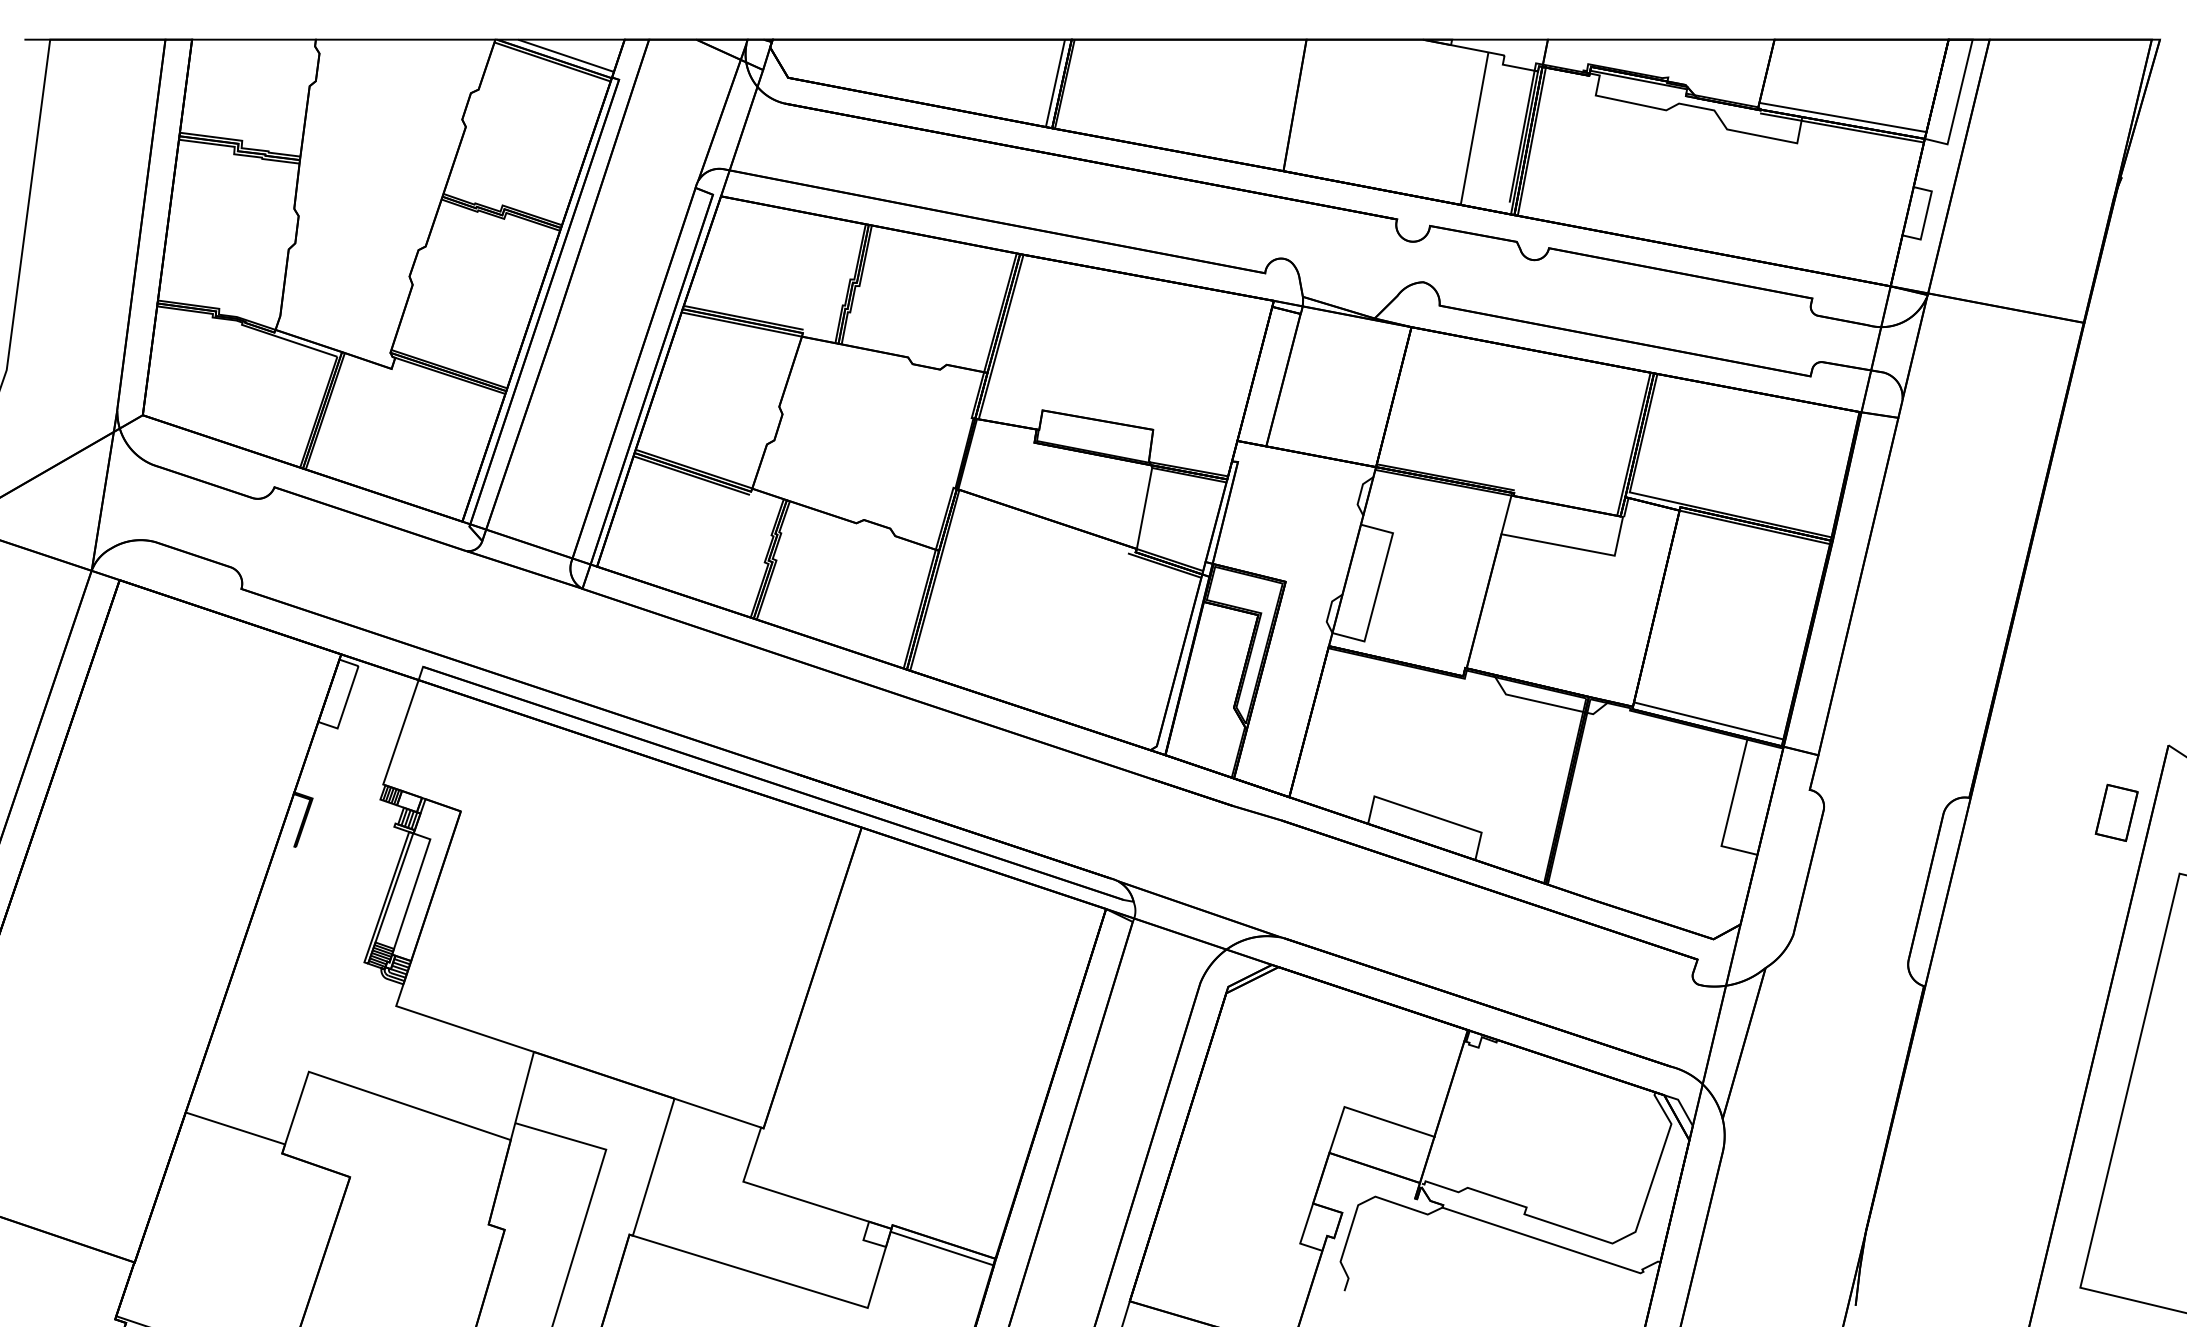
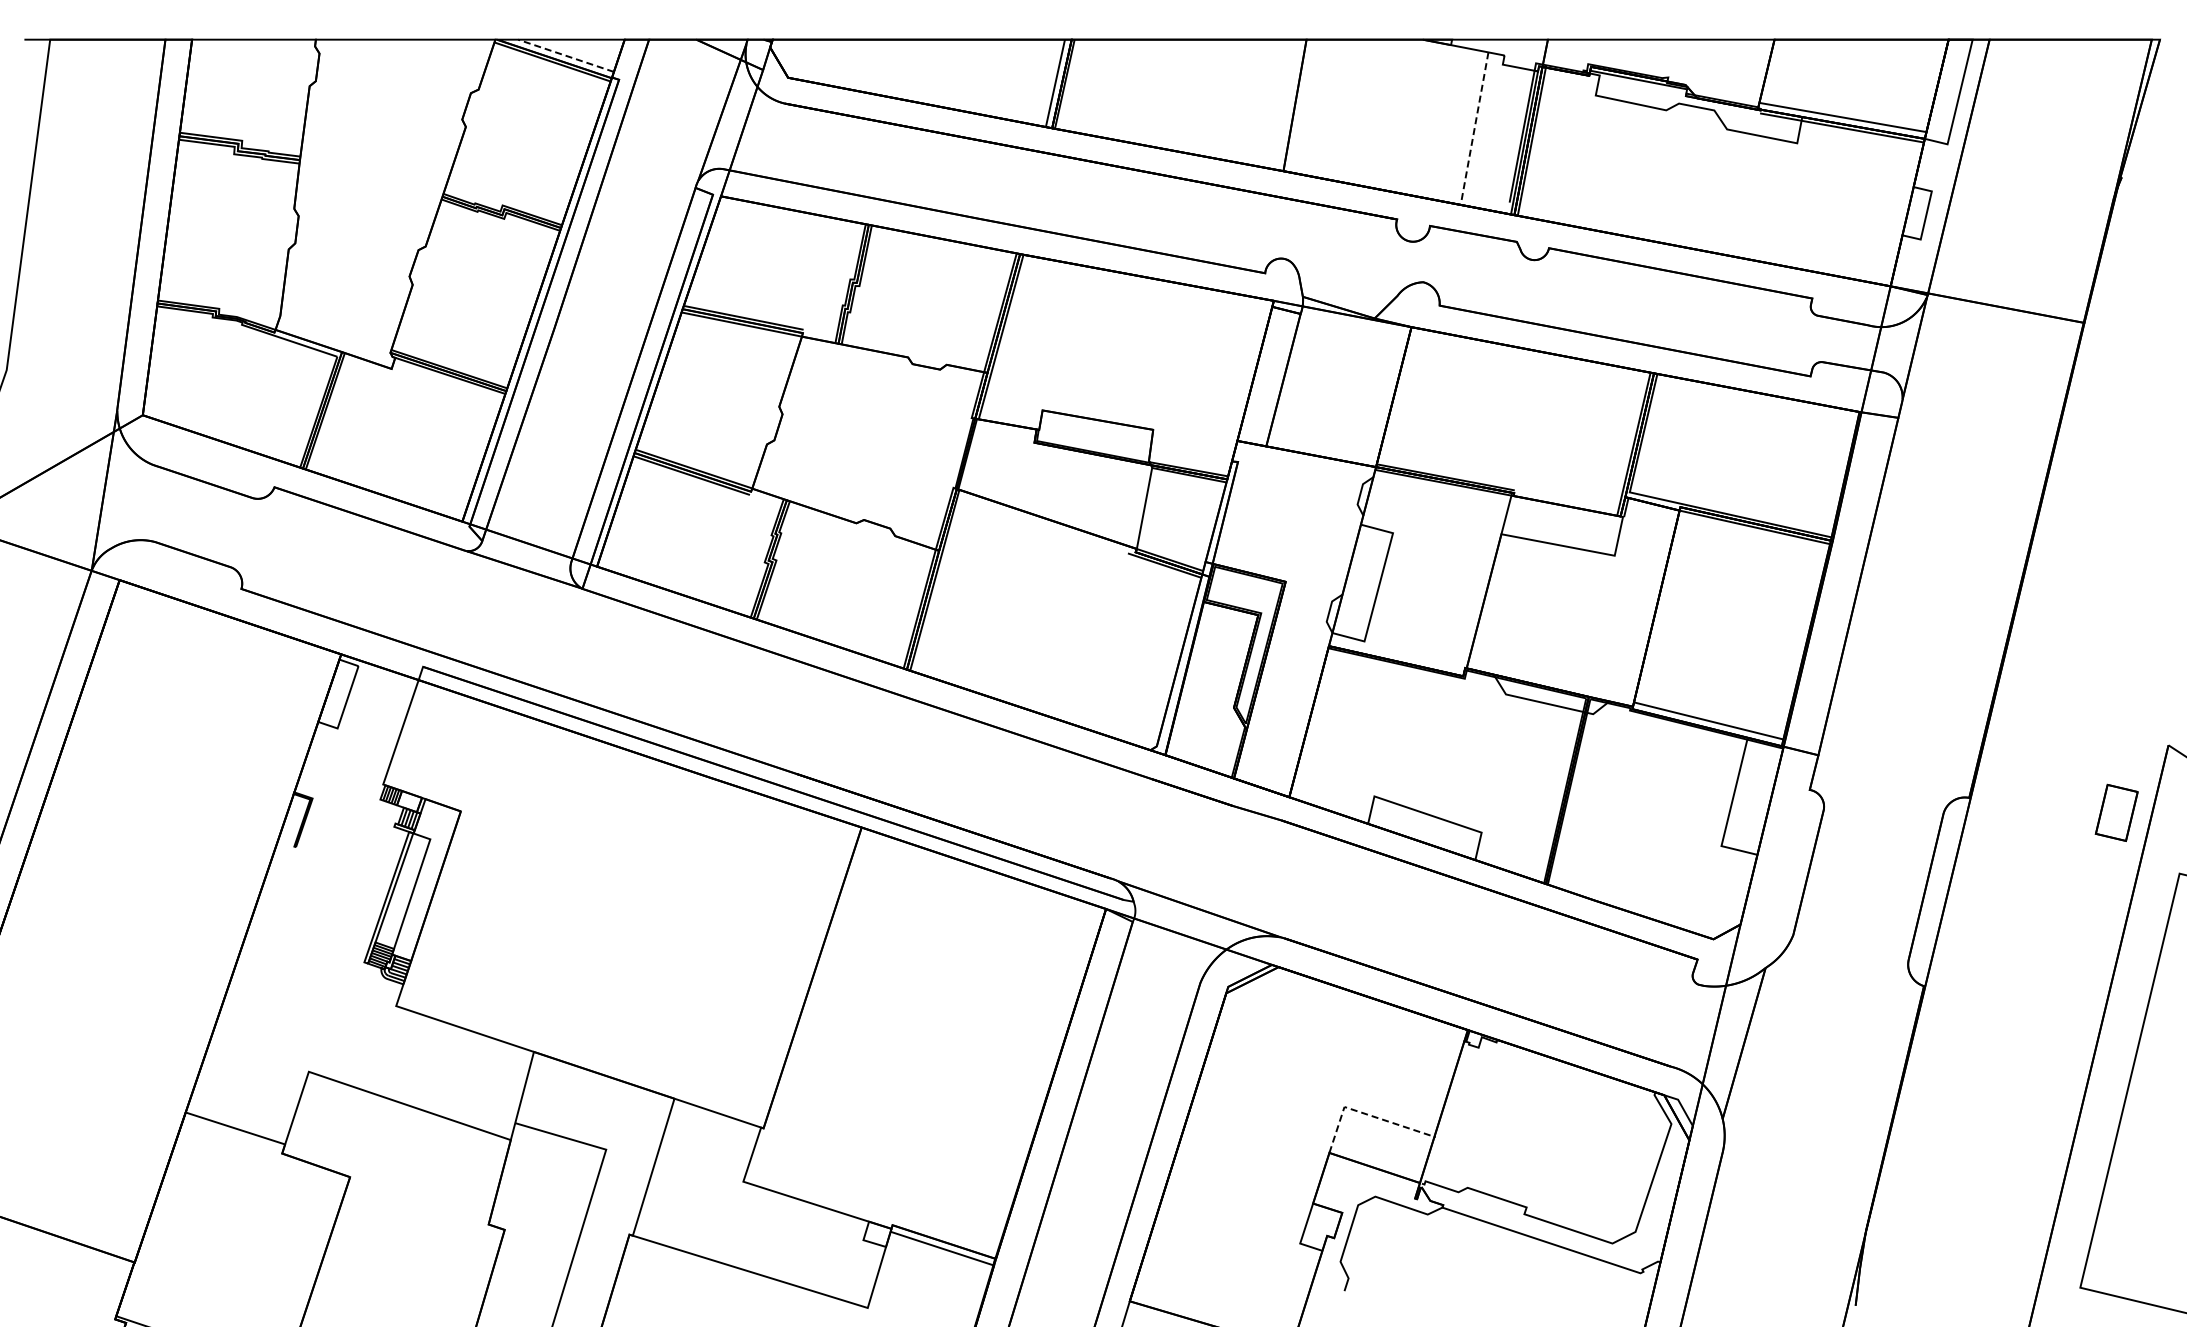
line: solid -> dashed (566, 55)
line: solid -> dashed (1474, 128)
line: solid -> dashed (1367, 1114)
